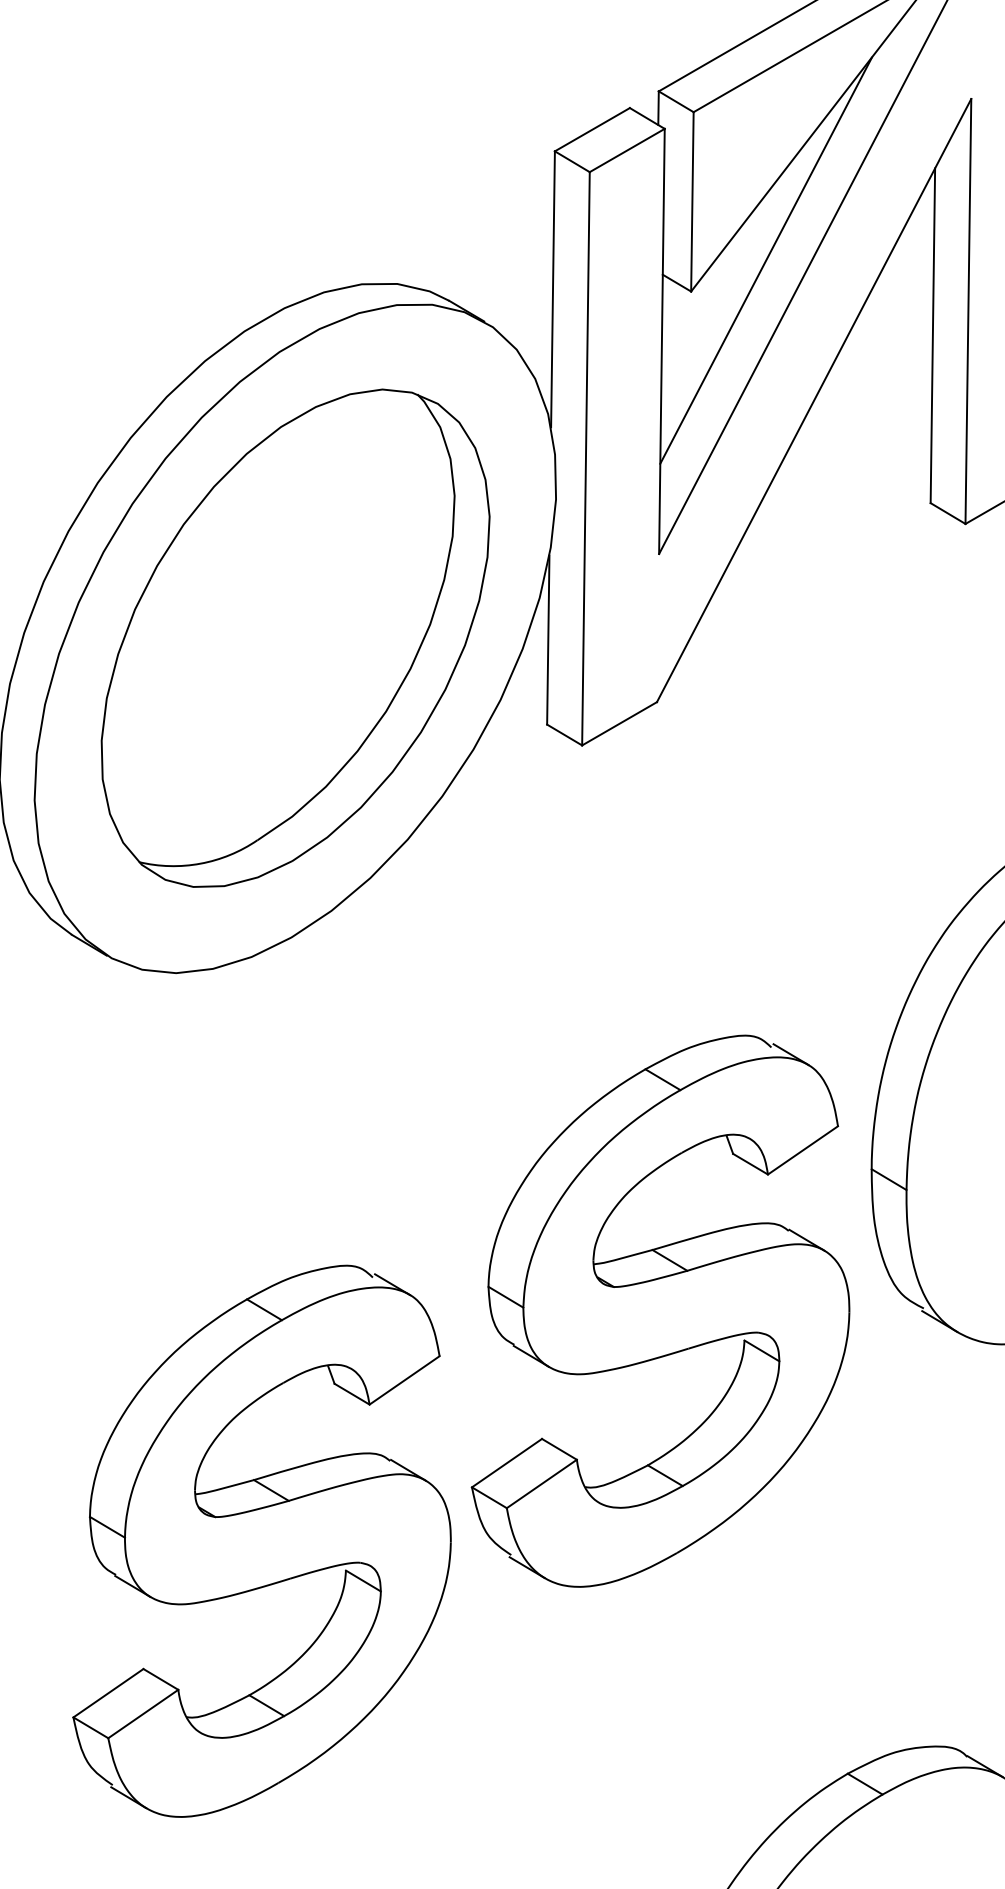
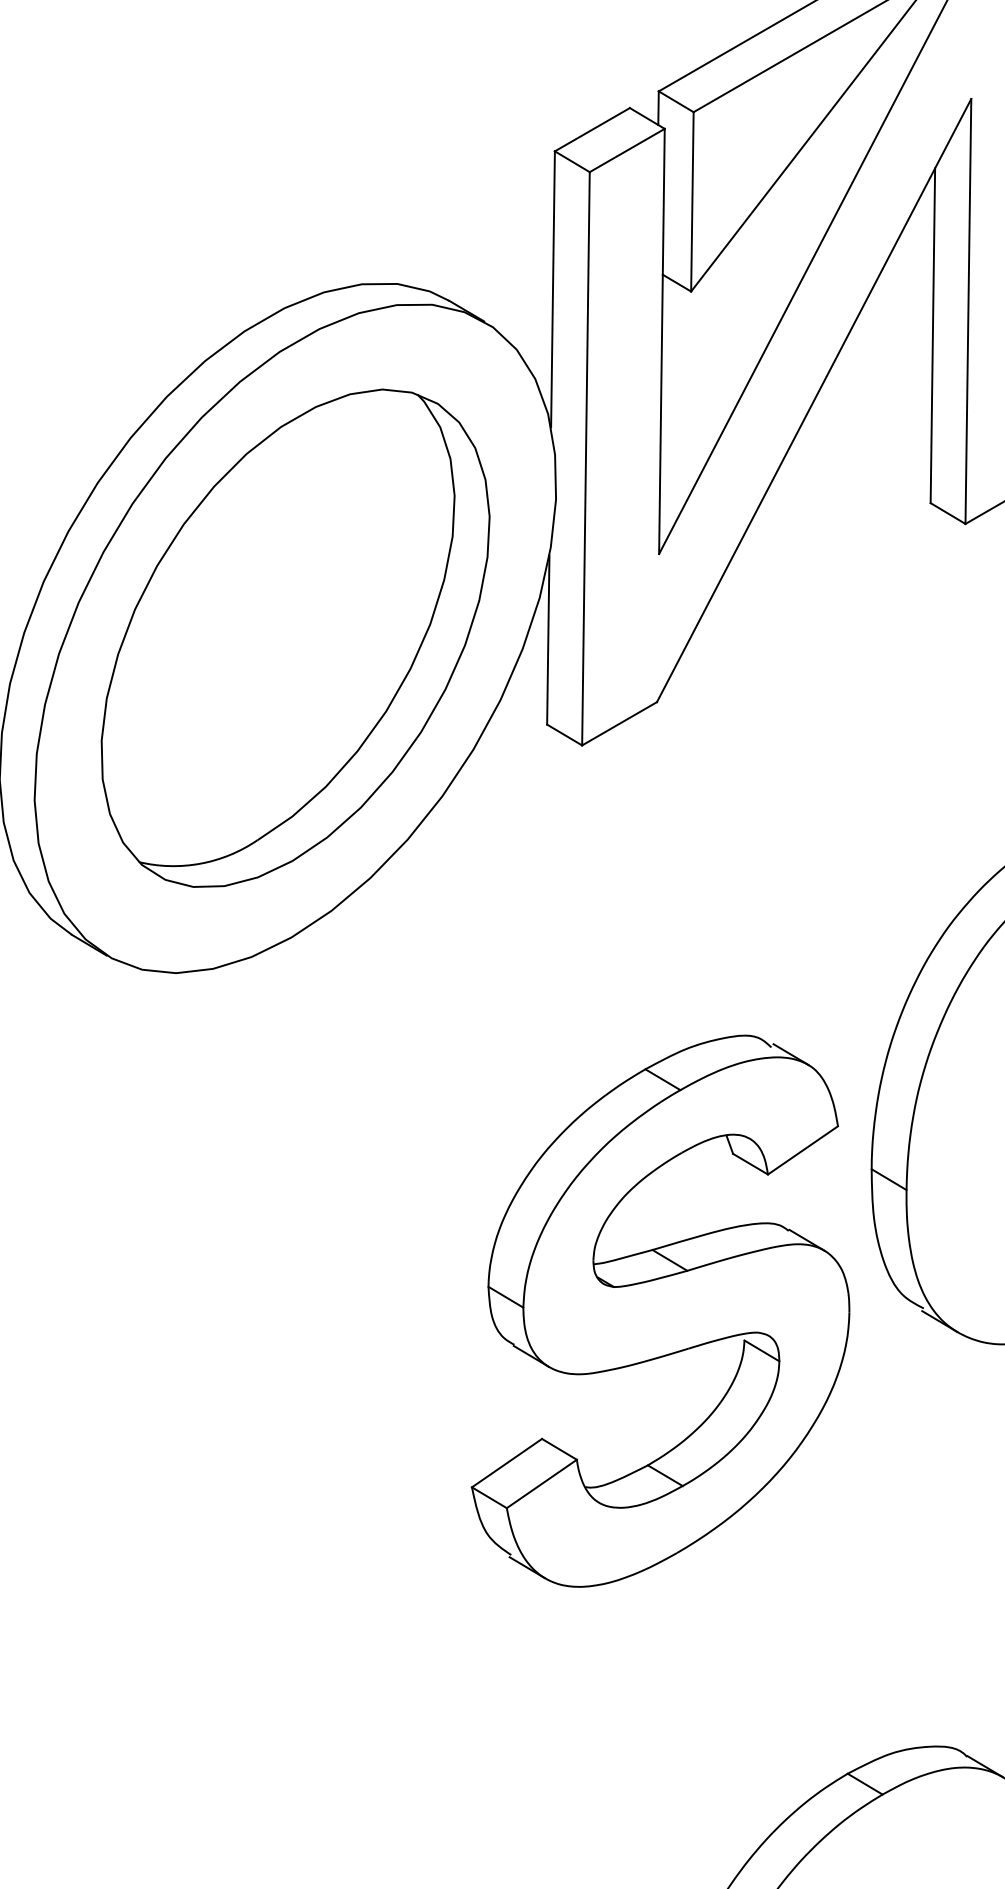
line: present -> none (765, 260)
part: present -> none (261, 1540)
